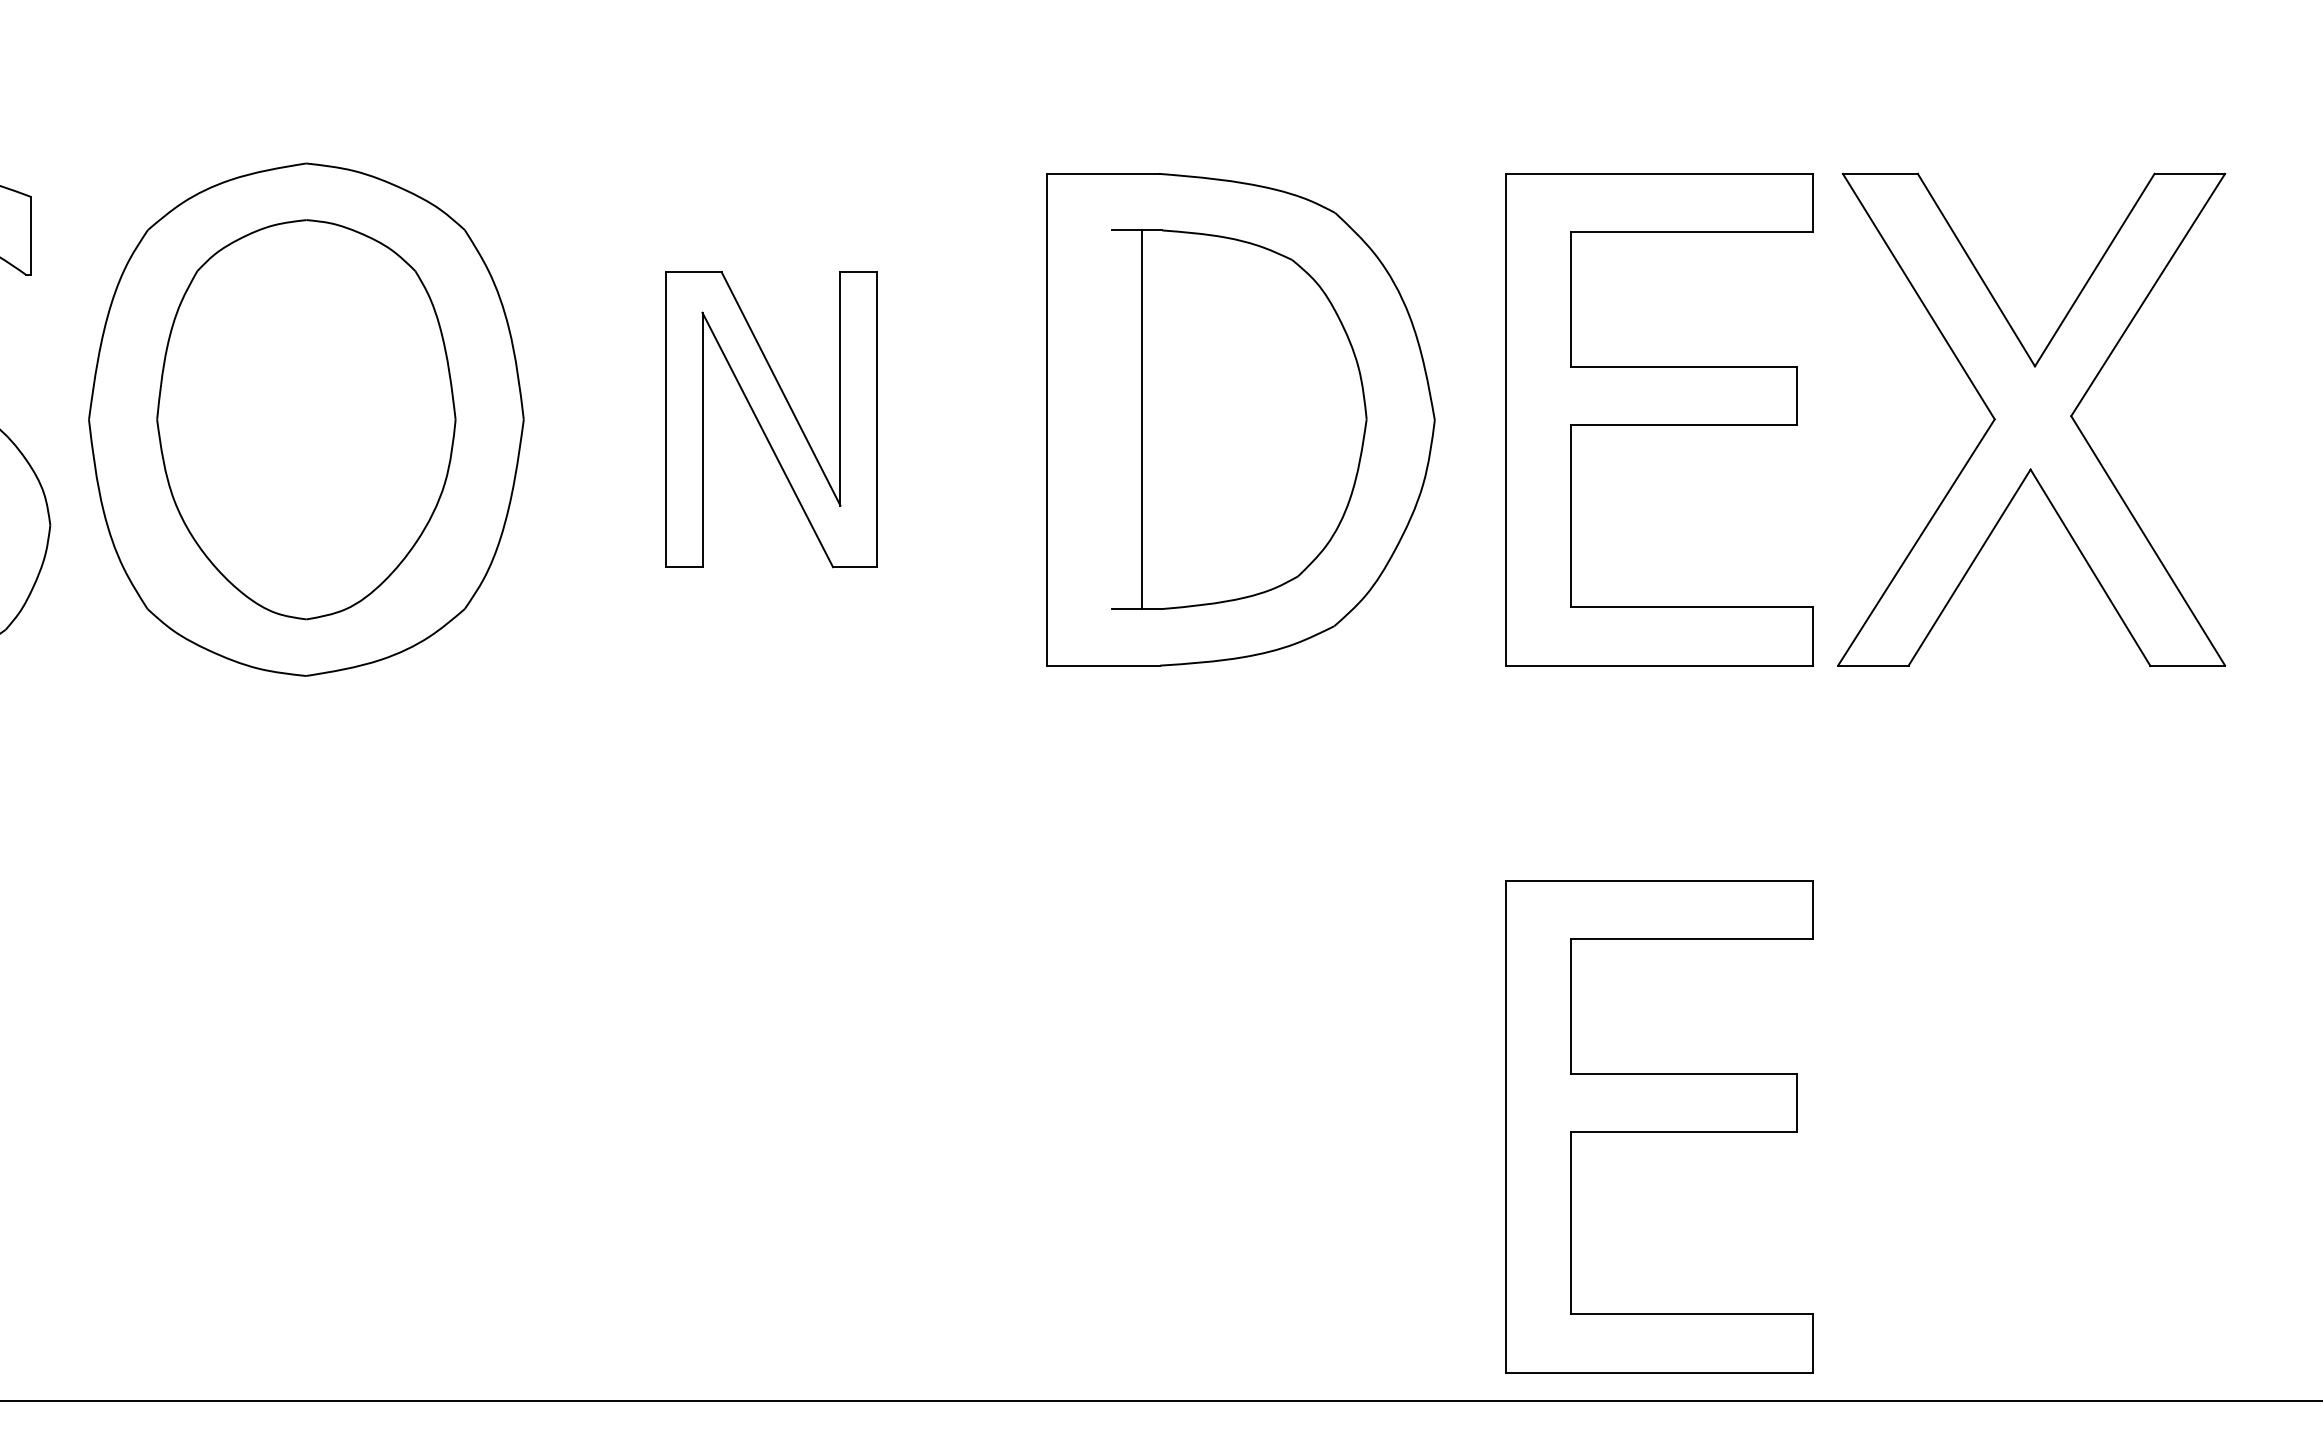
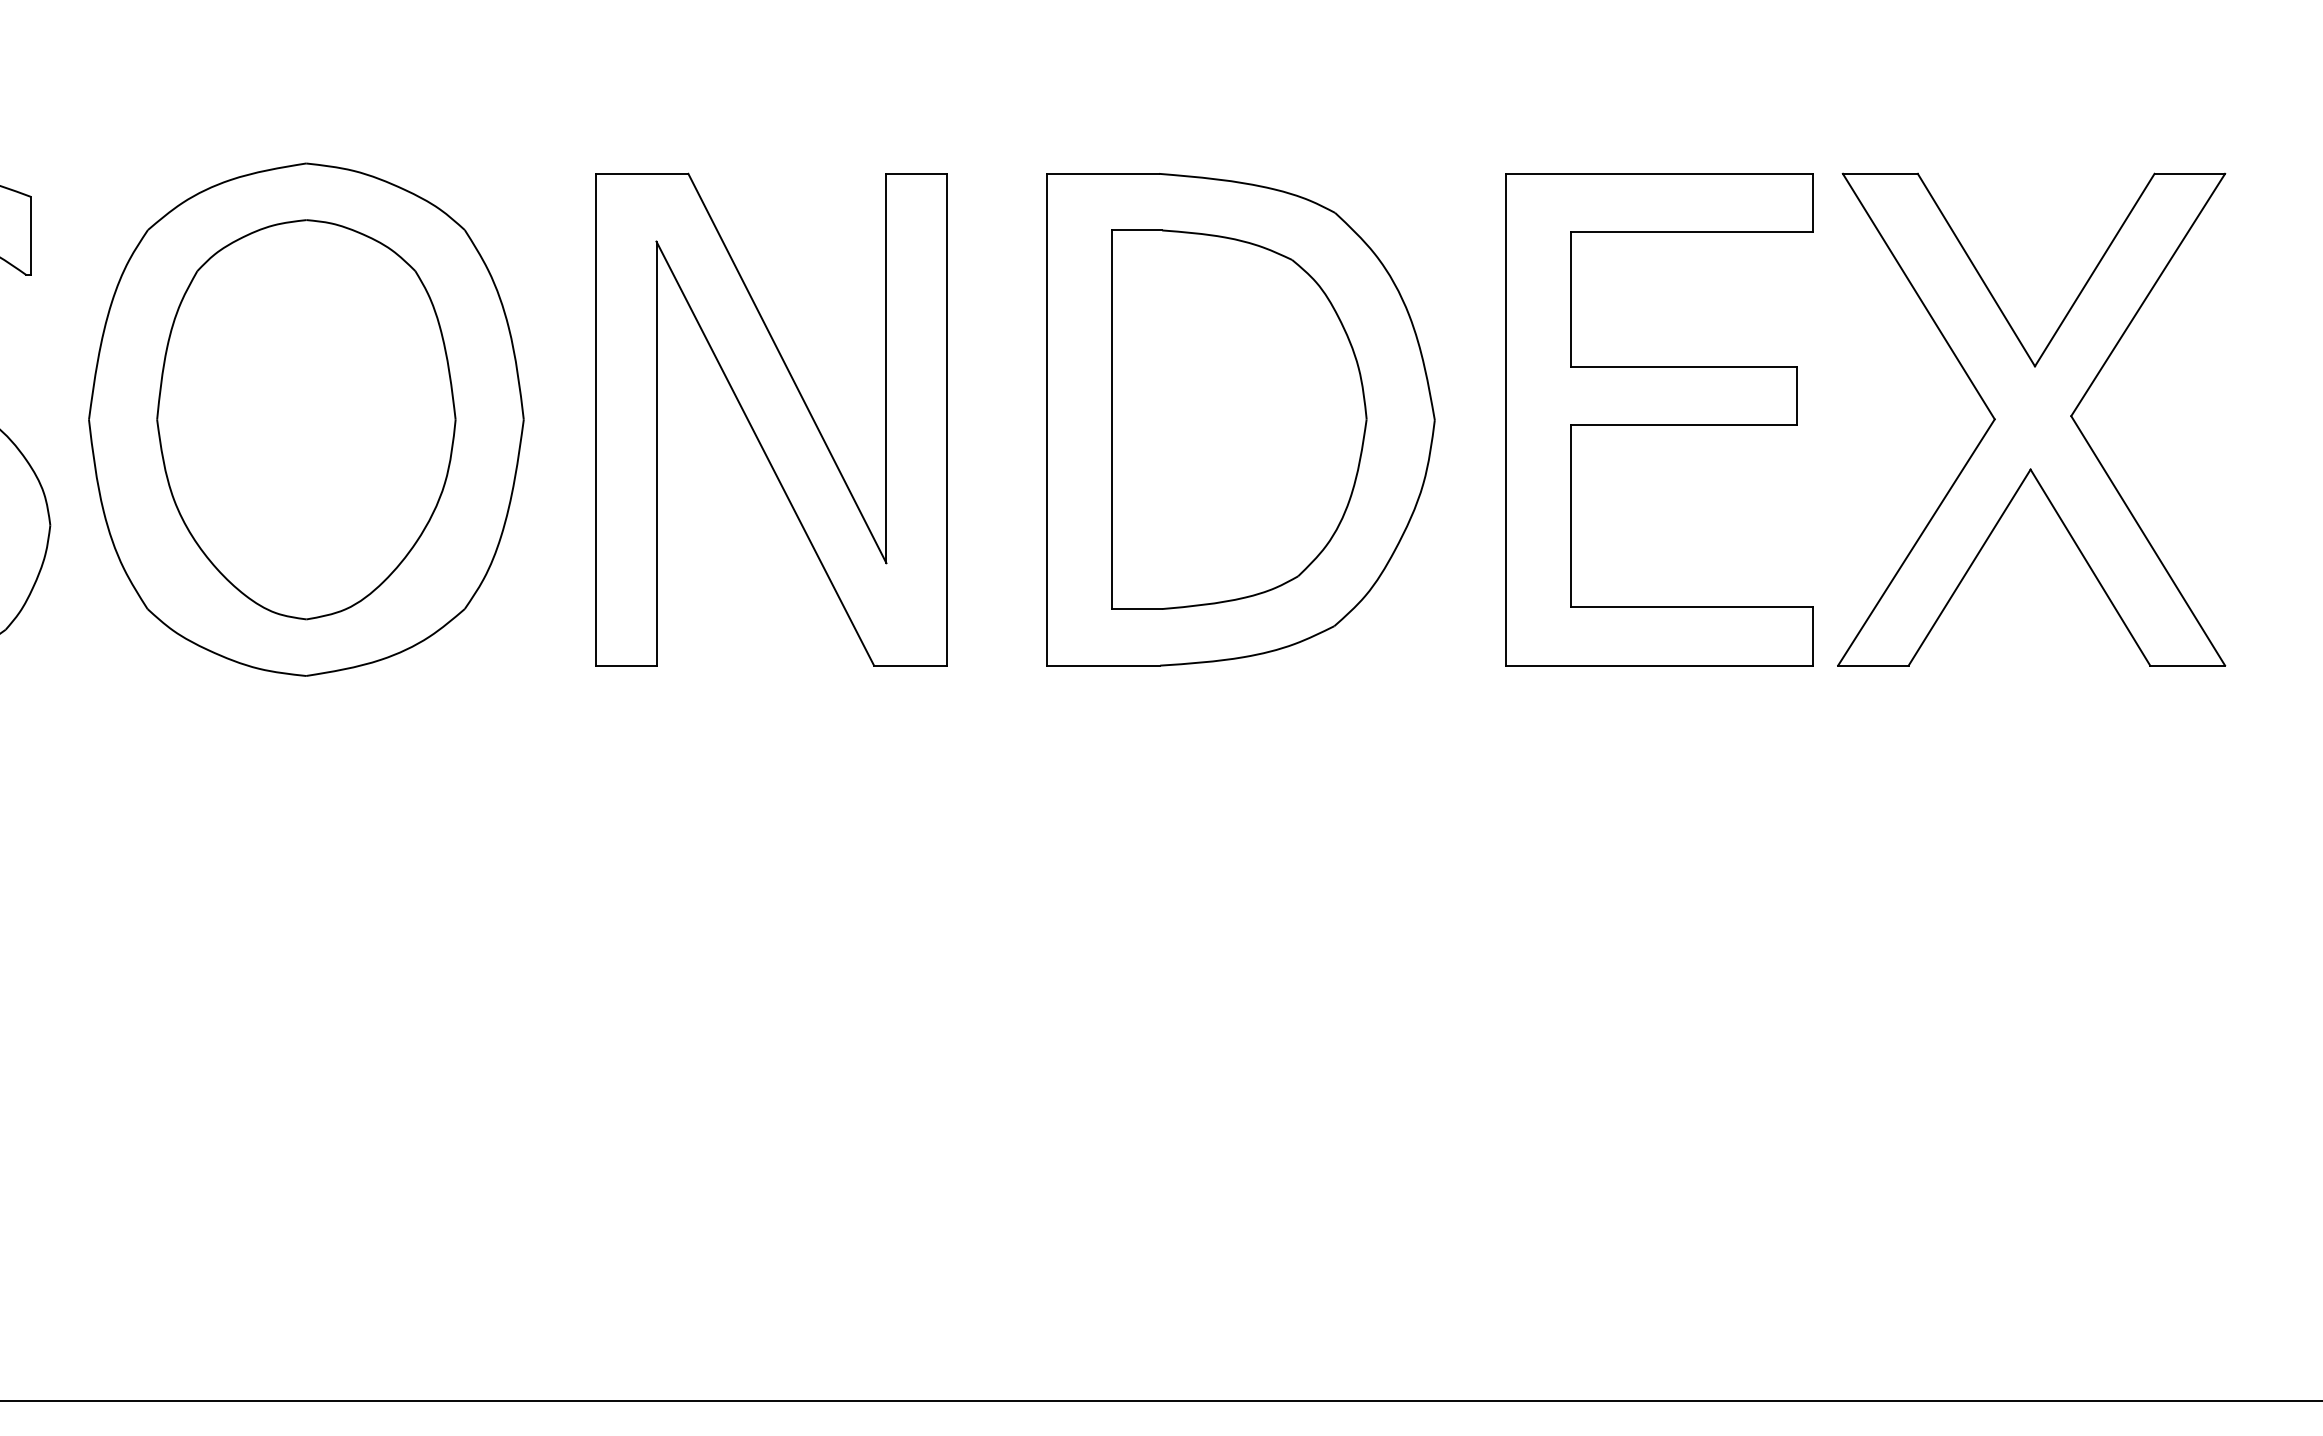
part size: 213x298 px -> 353x495 px (771, 419)
line position: (1142, 419) -> (1112, 419) (1112, 419)
part: present -> none (1659, 1126)
